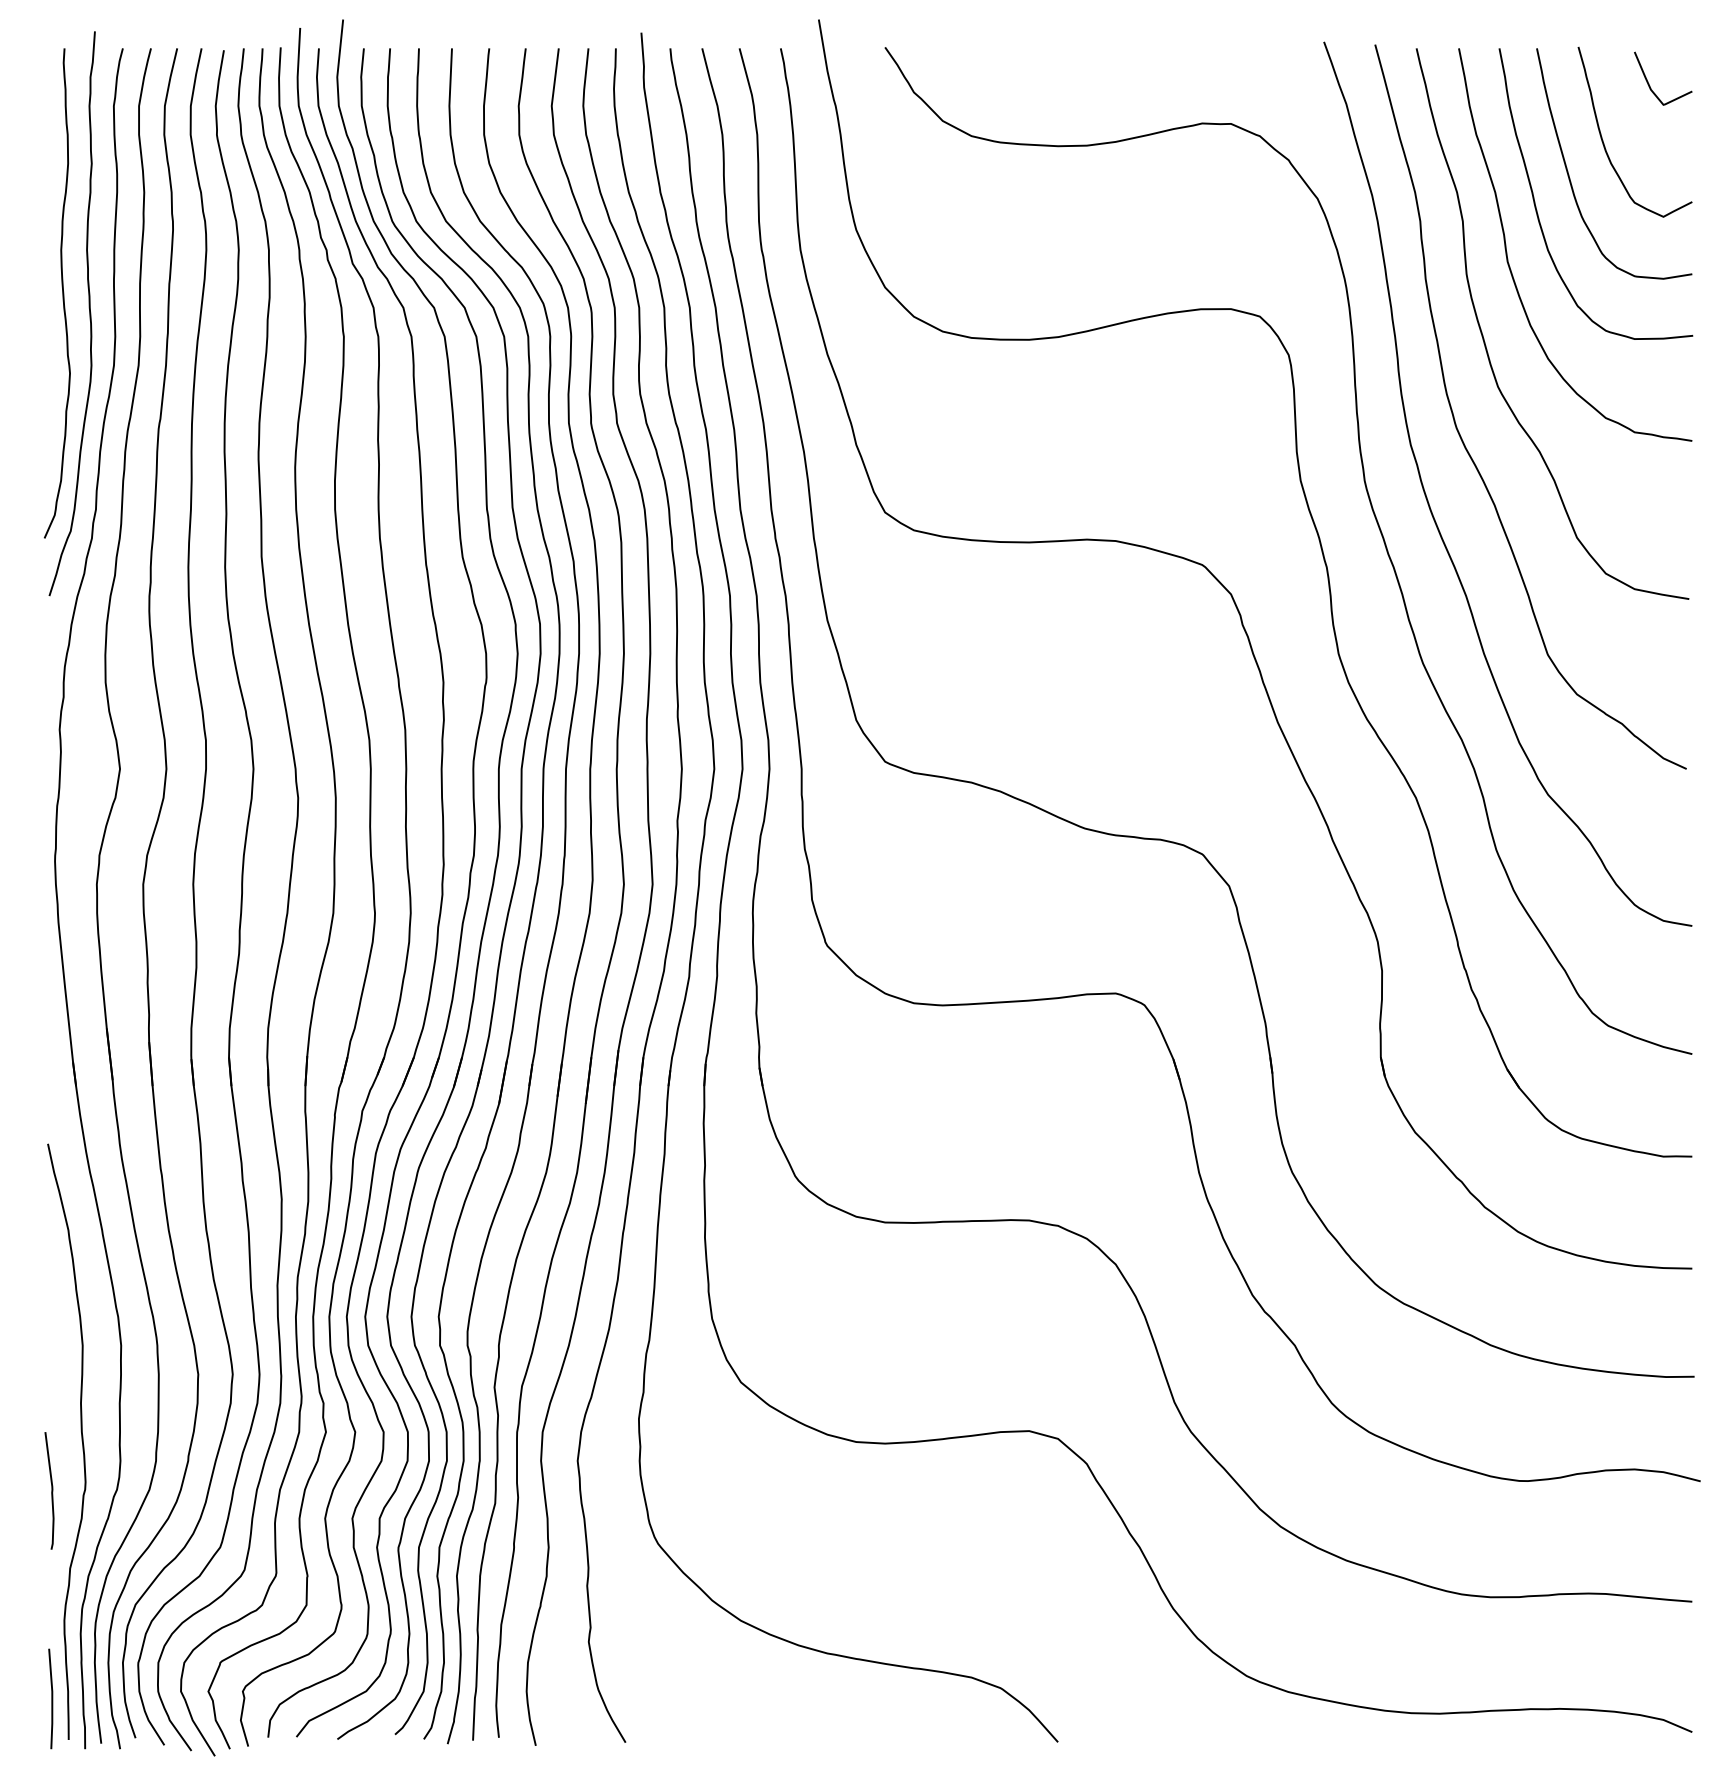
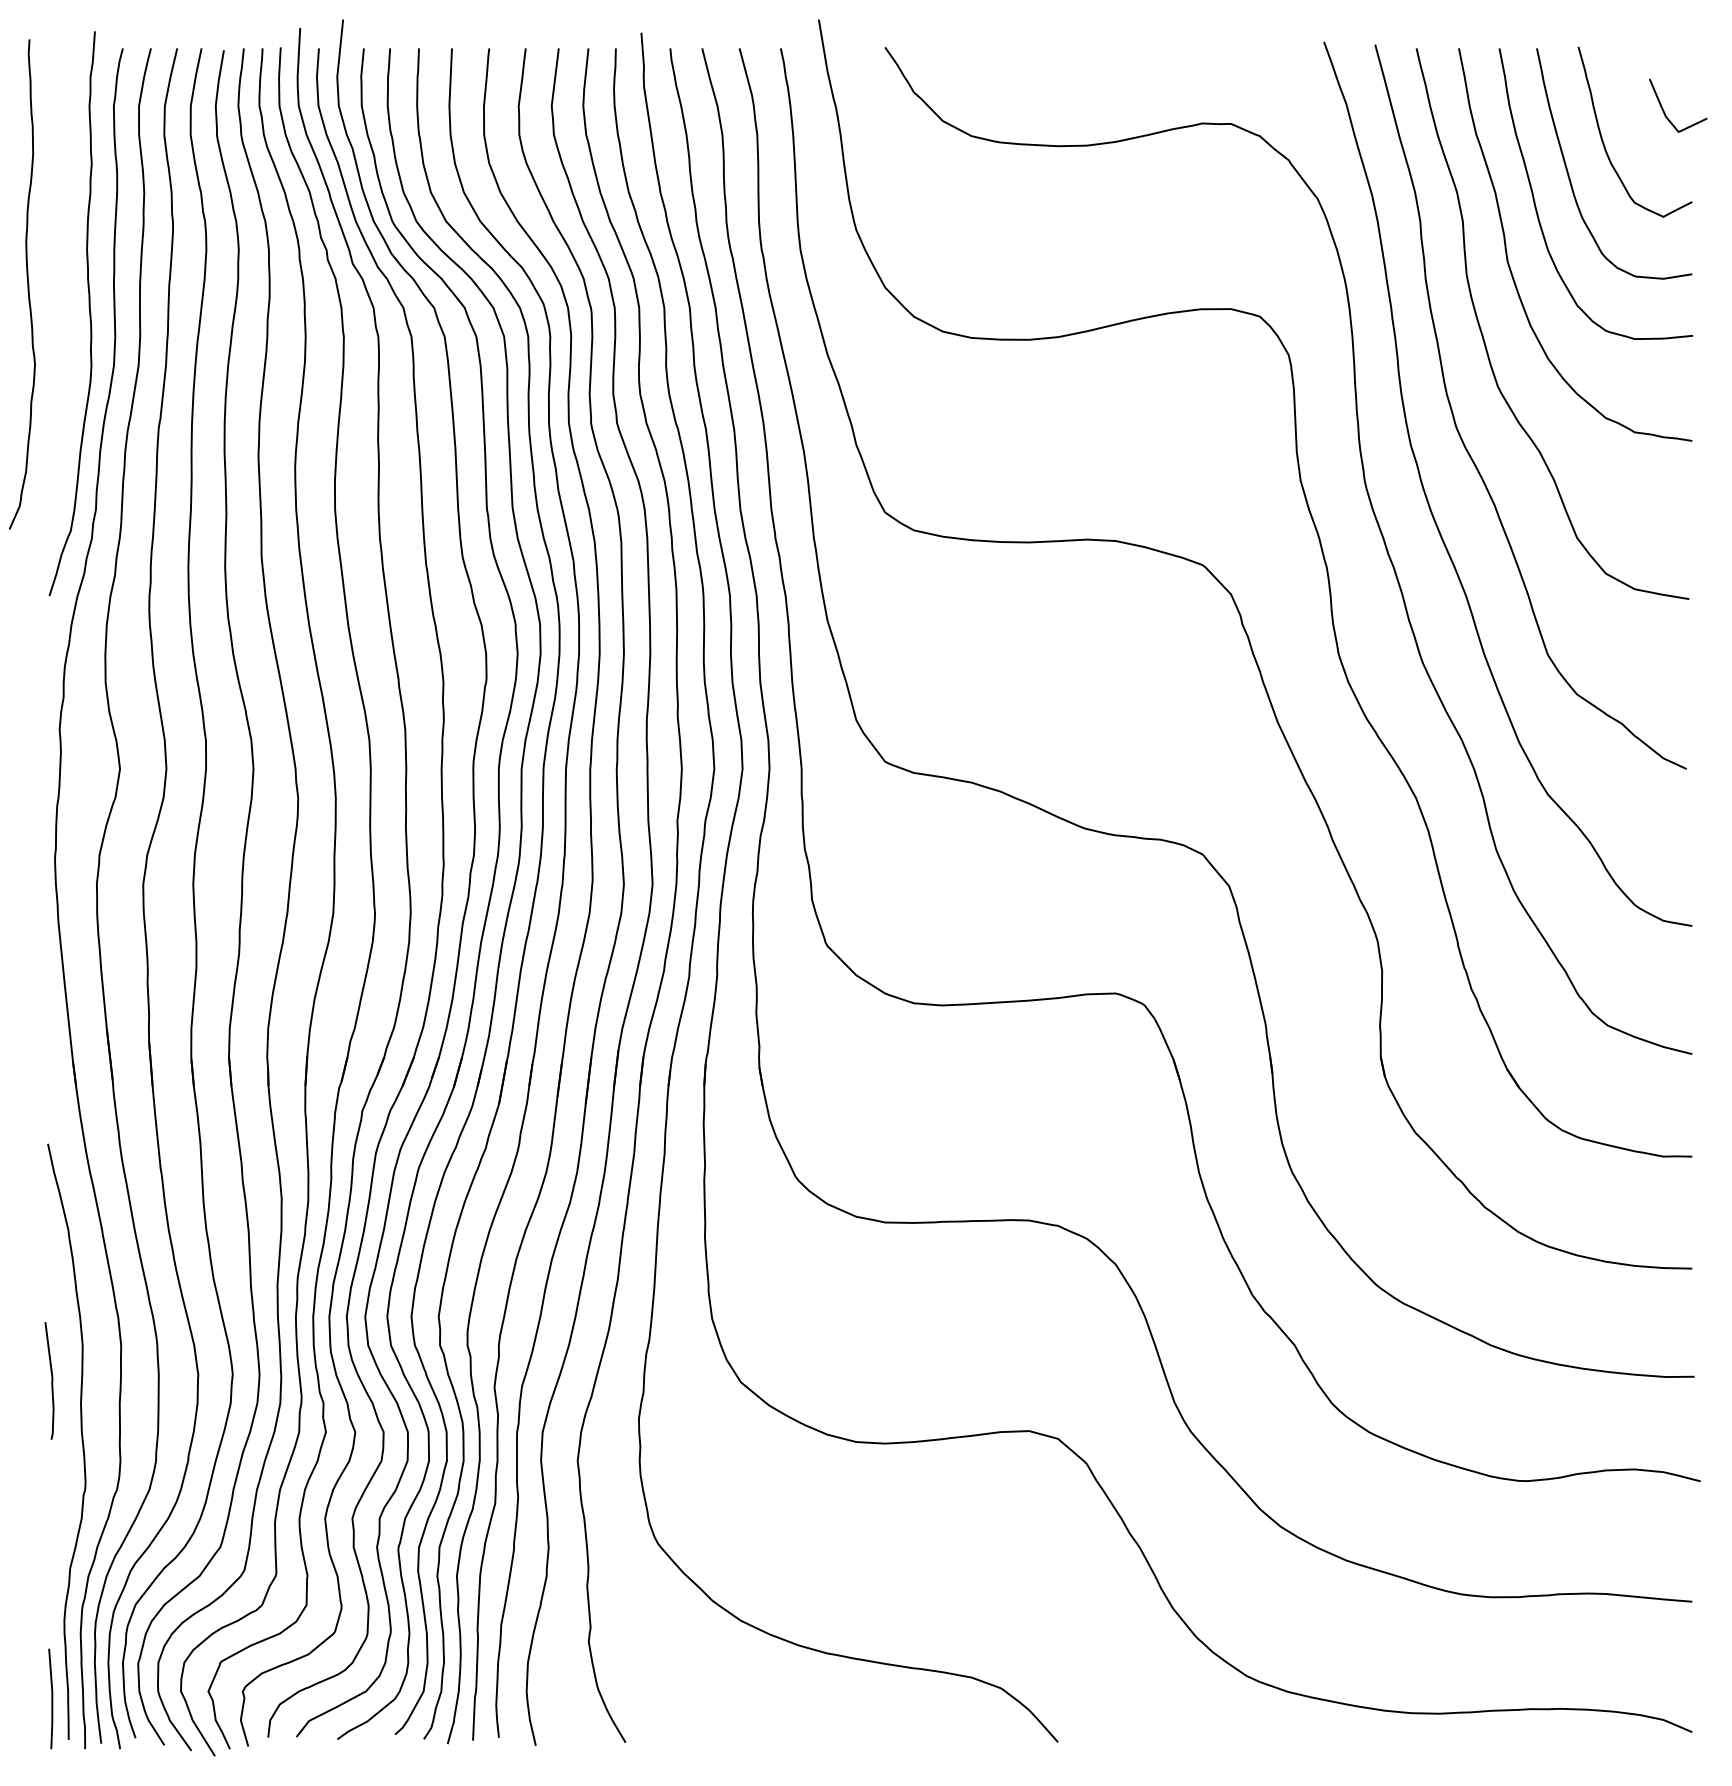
curve position: (1650, 85) -> (1665, 112) (1665, 112)
curve position: (62, 293) -> (27, 284) (27, 284)
curve position: (51, 1490) -> (51, 1380) (51, 1380)
